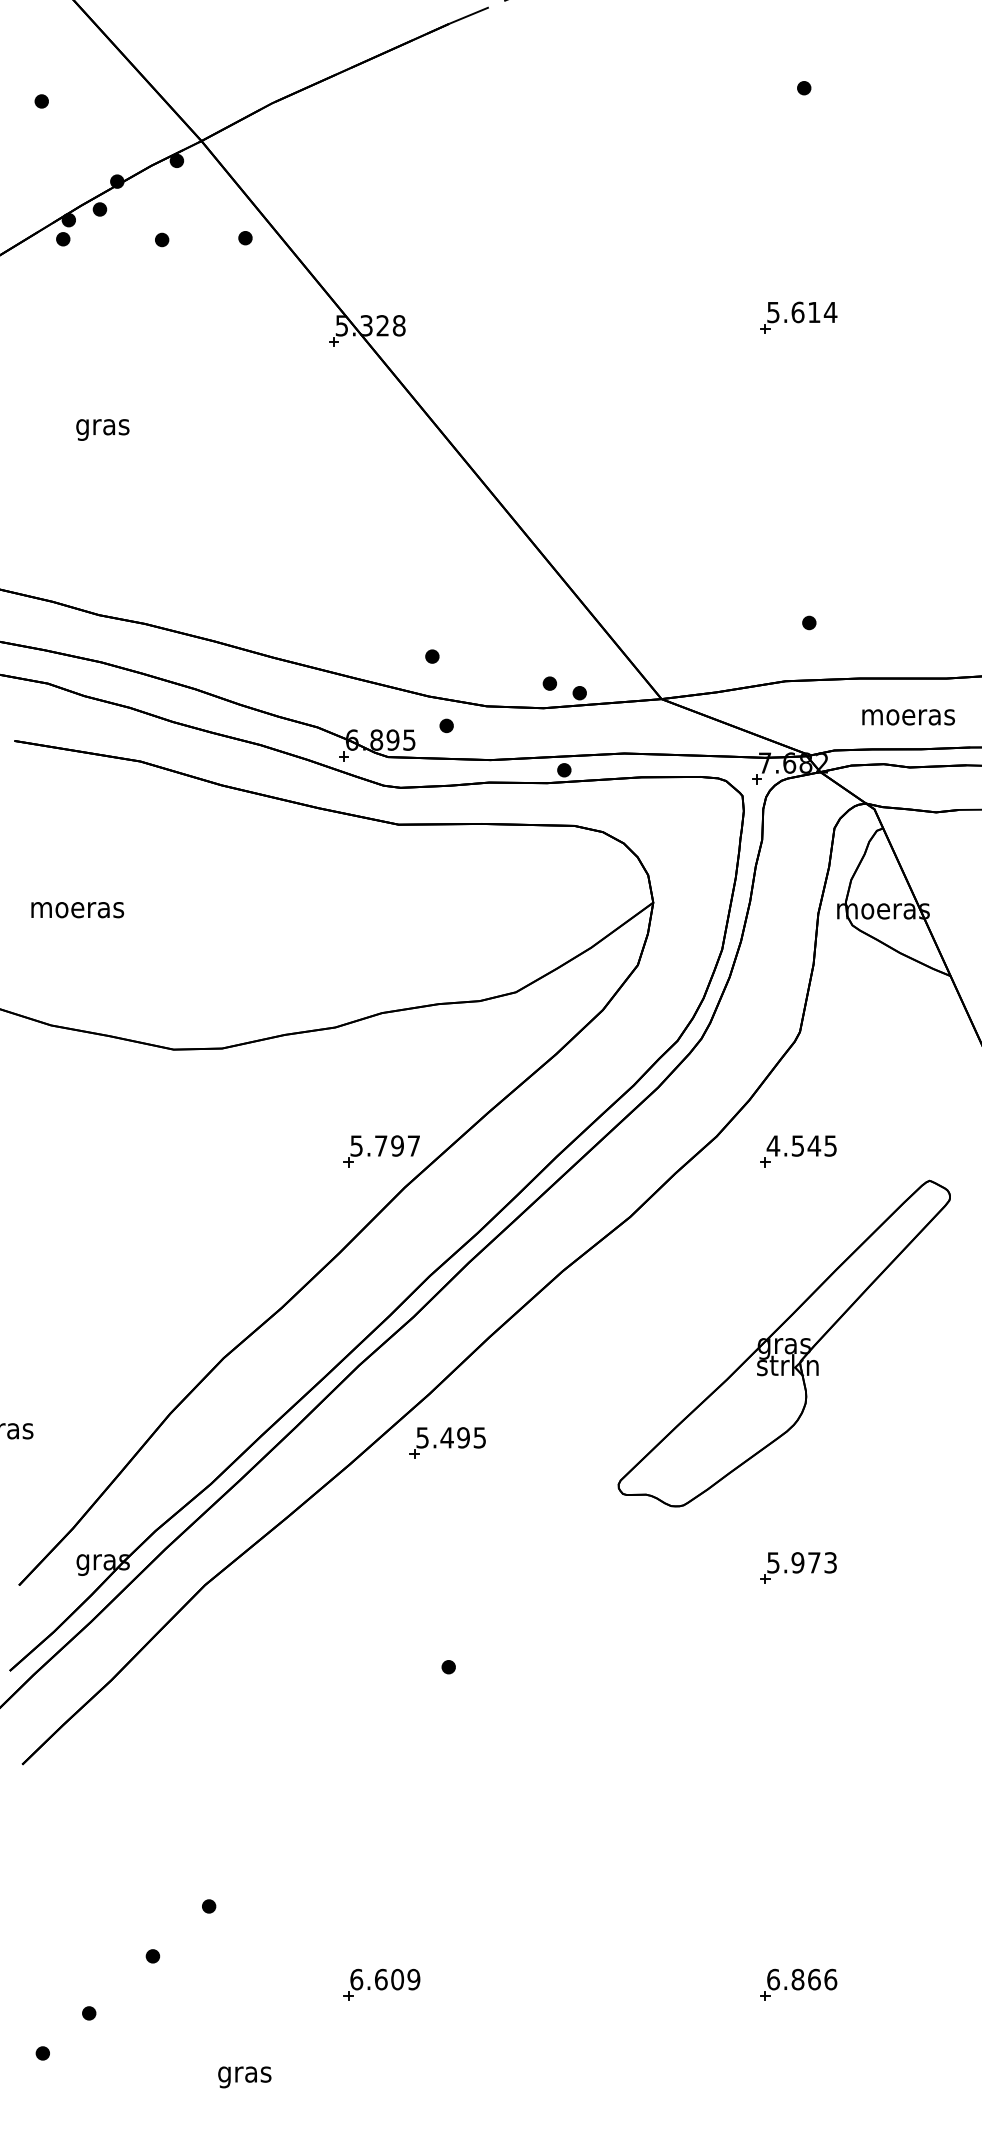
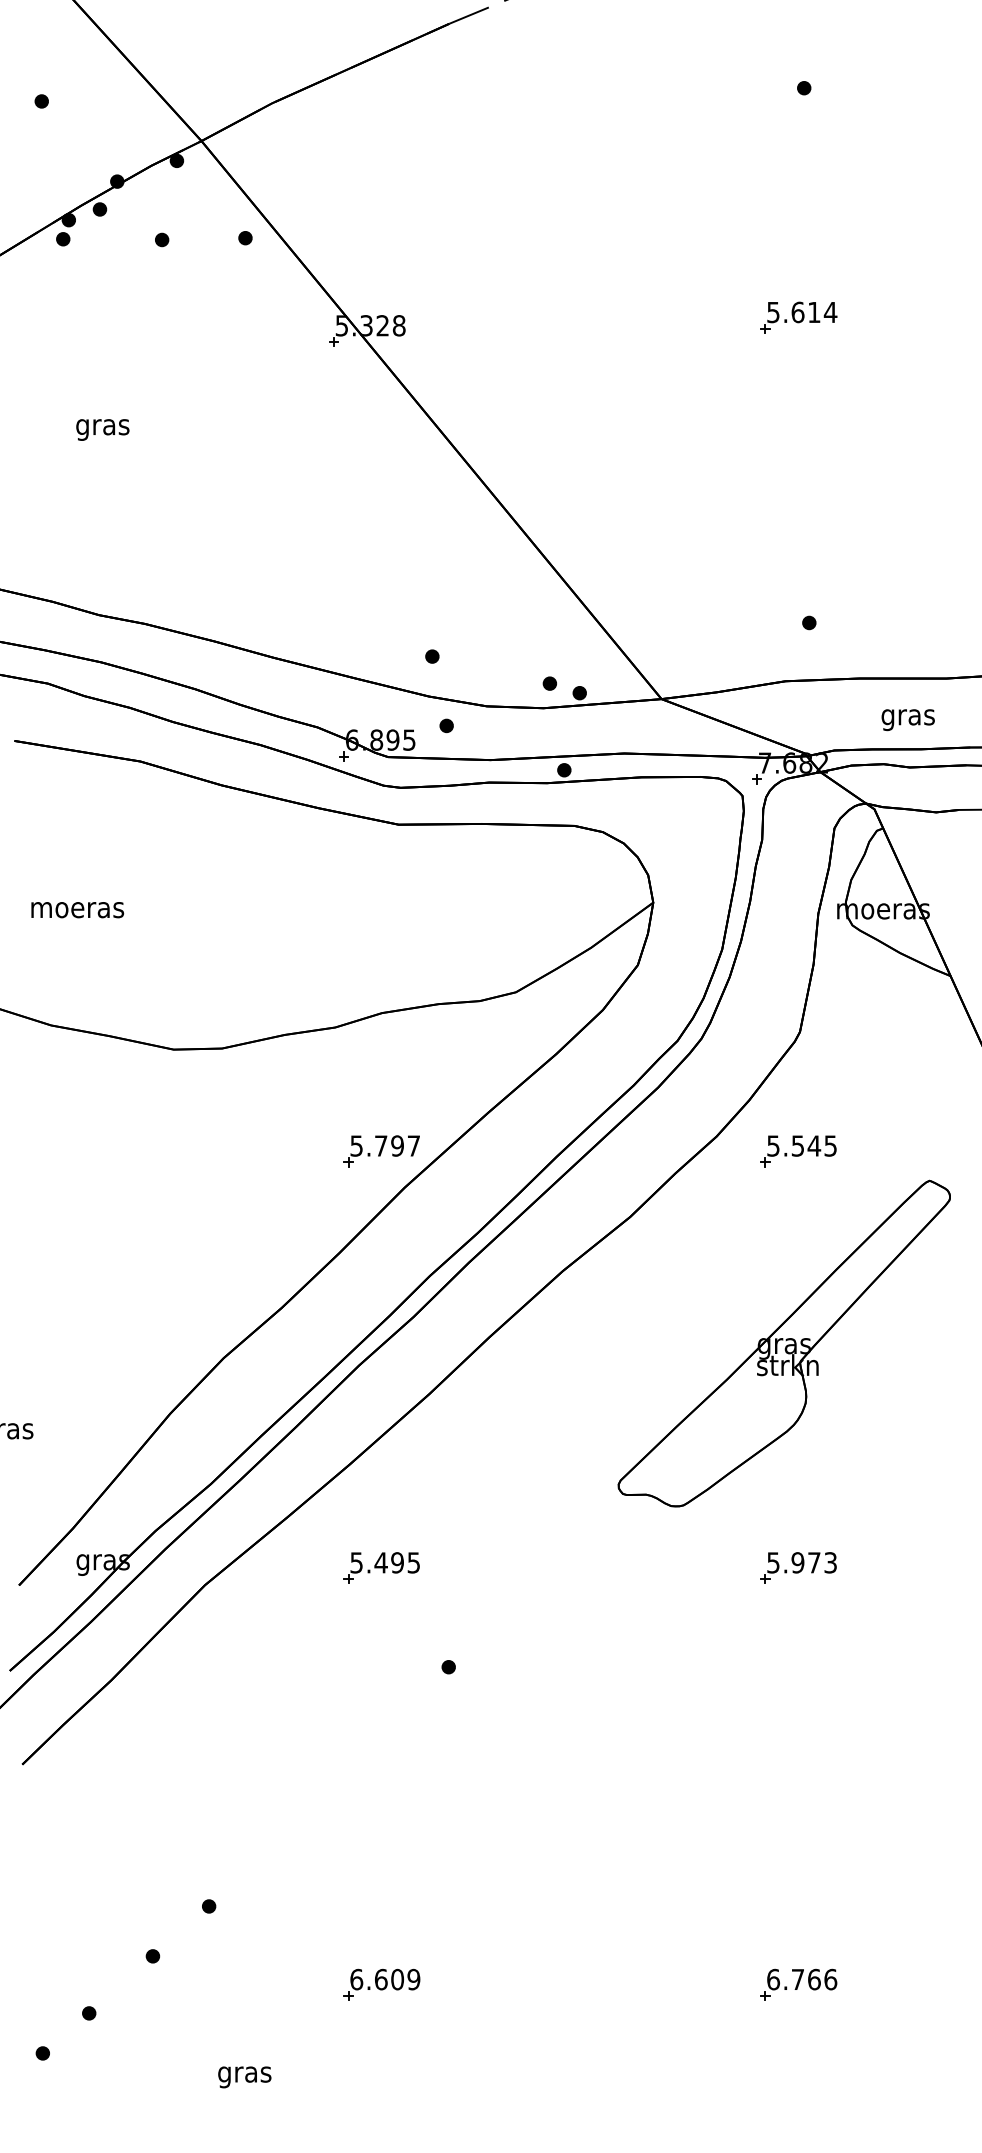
text: moeras -> gras (908, 720)
text: 4.545 -> 5.545 (773, 1145)
part position: (447, 1442) -> (381, 1567) (381, 1567)
text: 6.866 -> 6.766 (797, 1979)
